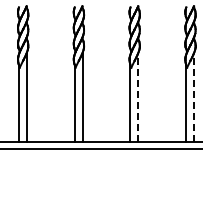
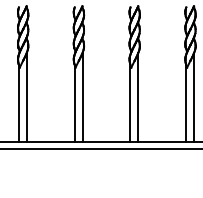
line: dashed -> solid (138, 96)
line: dashed -> solid (194, 96)
